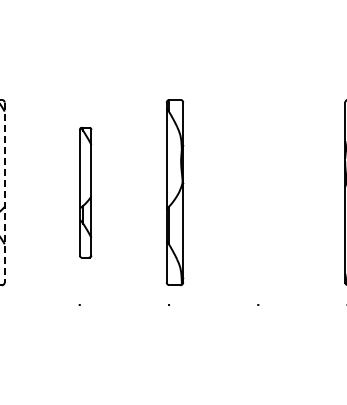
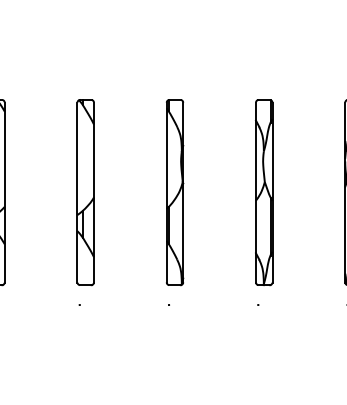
line: dashed -> solid (4, 192)
part size: 14x132 px -> 19x188 px (85, 192)
part: none -> present (264, 192)
